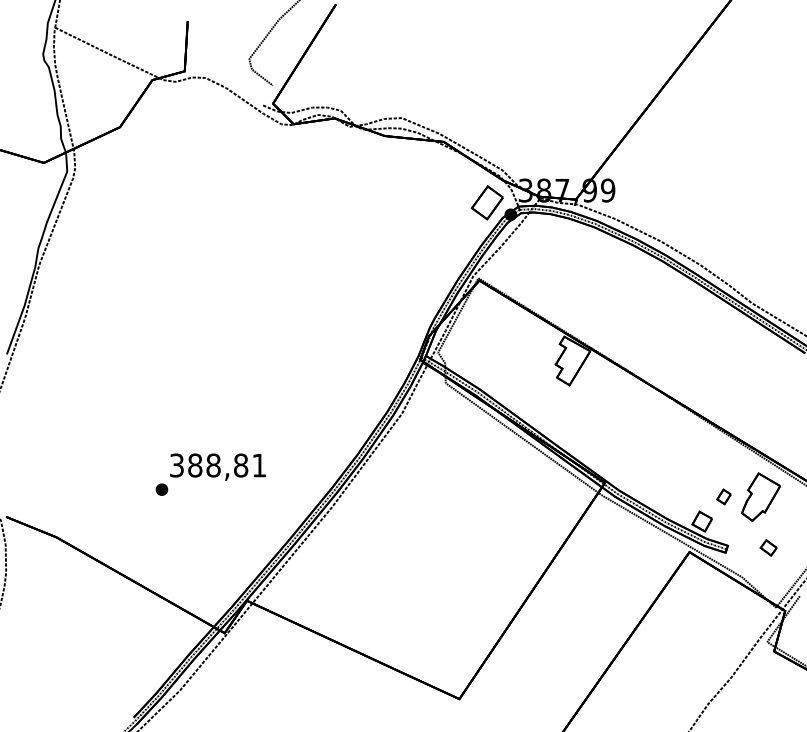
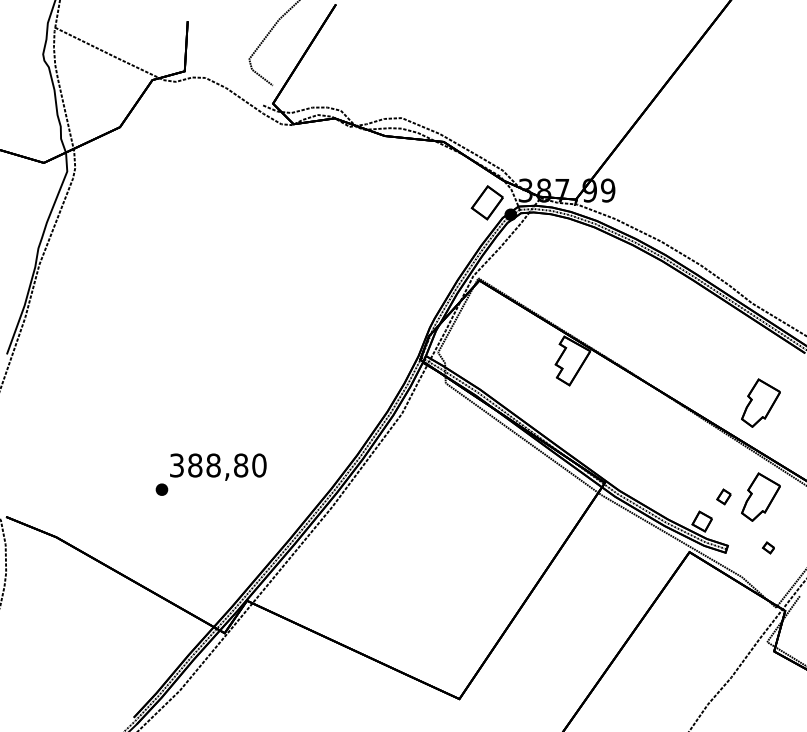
part: none -> present (760, 402)
text: 388,81 -> 388,80 (259, 465)
part size: 19x18 px -> 13x14 px (768, 547)
